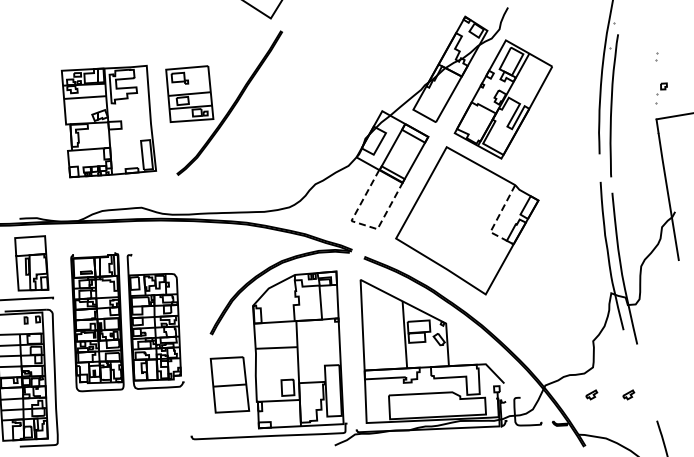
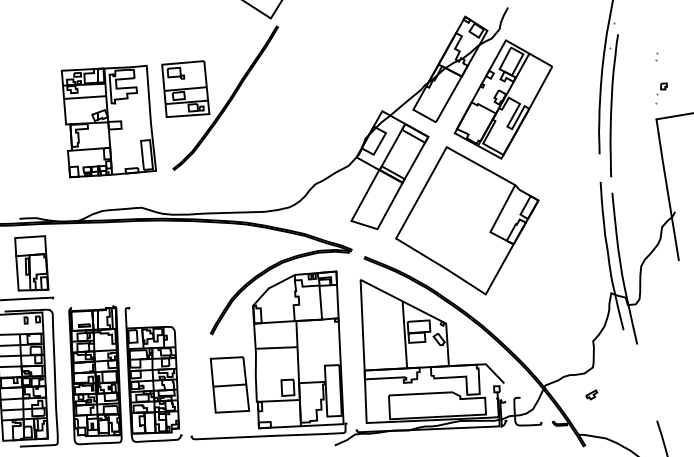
part position: (231, 105) -> (227, 100) (227, 100)
line: dashed -> solid (496, 220)
line: dashed -> solid (361, 224)
part position: (127, 322) -> (125, 375) (125, 375)
part: present -> none (628, 394)
